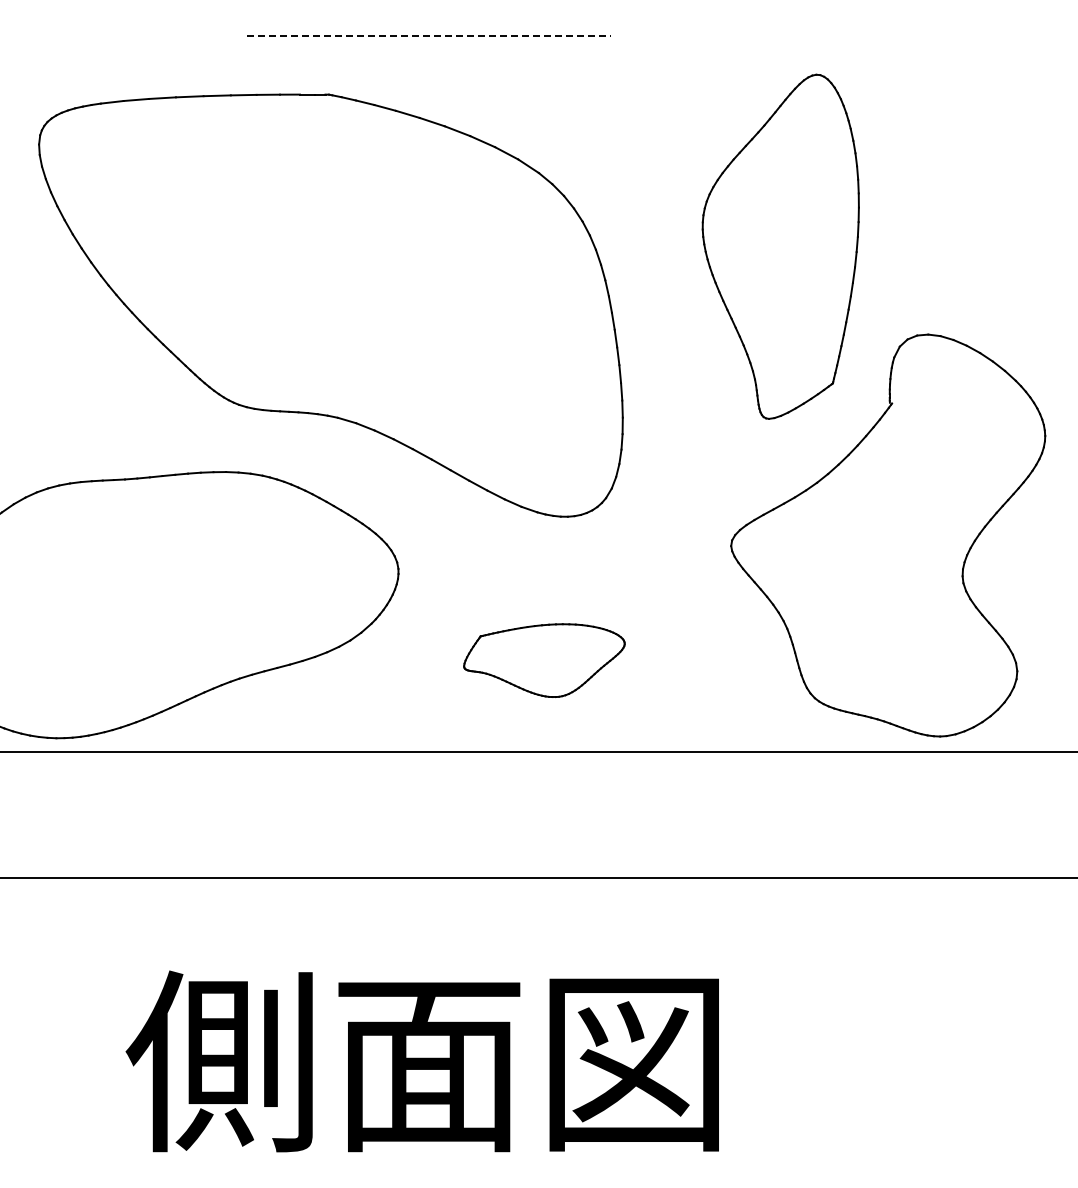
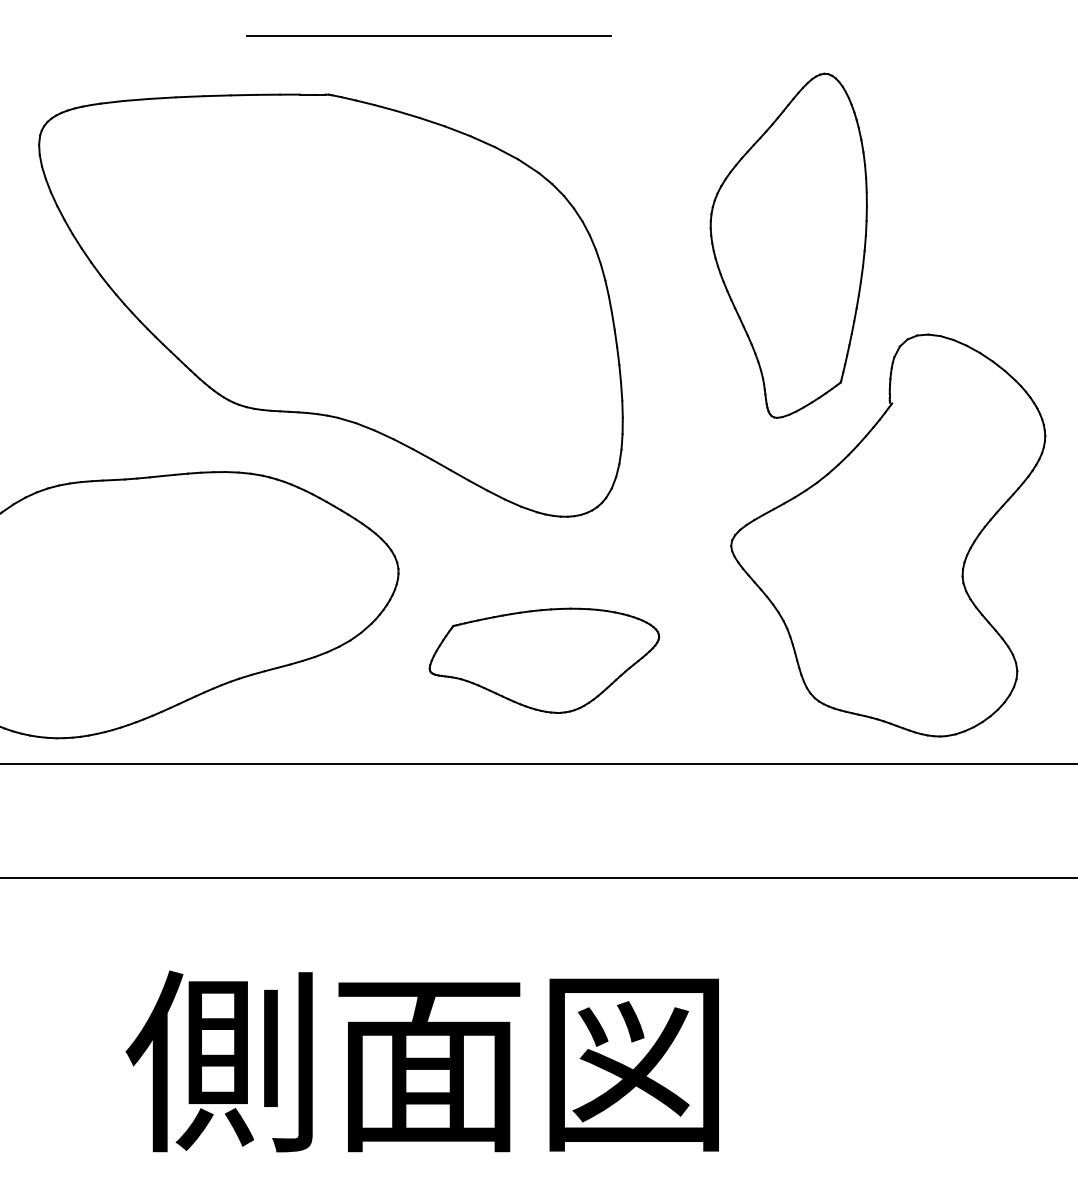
line: dashed -> solid (429, 35)
part position: (780, 246) -> (788, 245) (788, 245)
part size: 163x75 px -> 233x107 px (544, 660)
line position: (538, 751) -> (538, 763) (538, 763)
